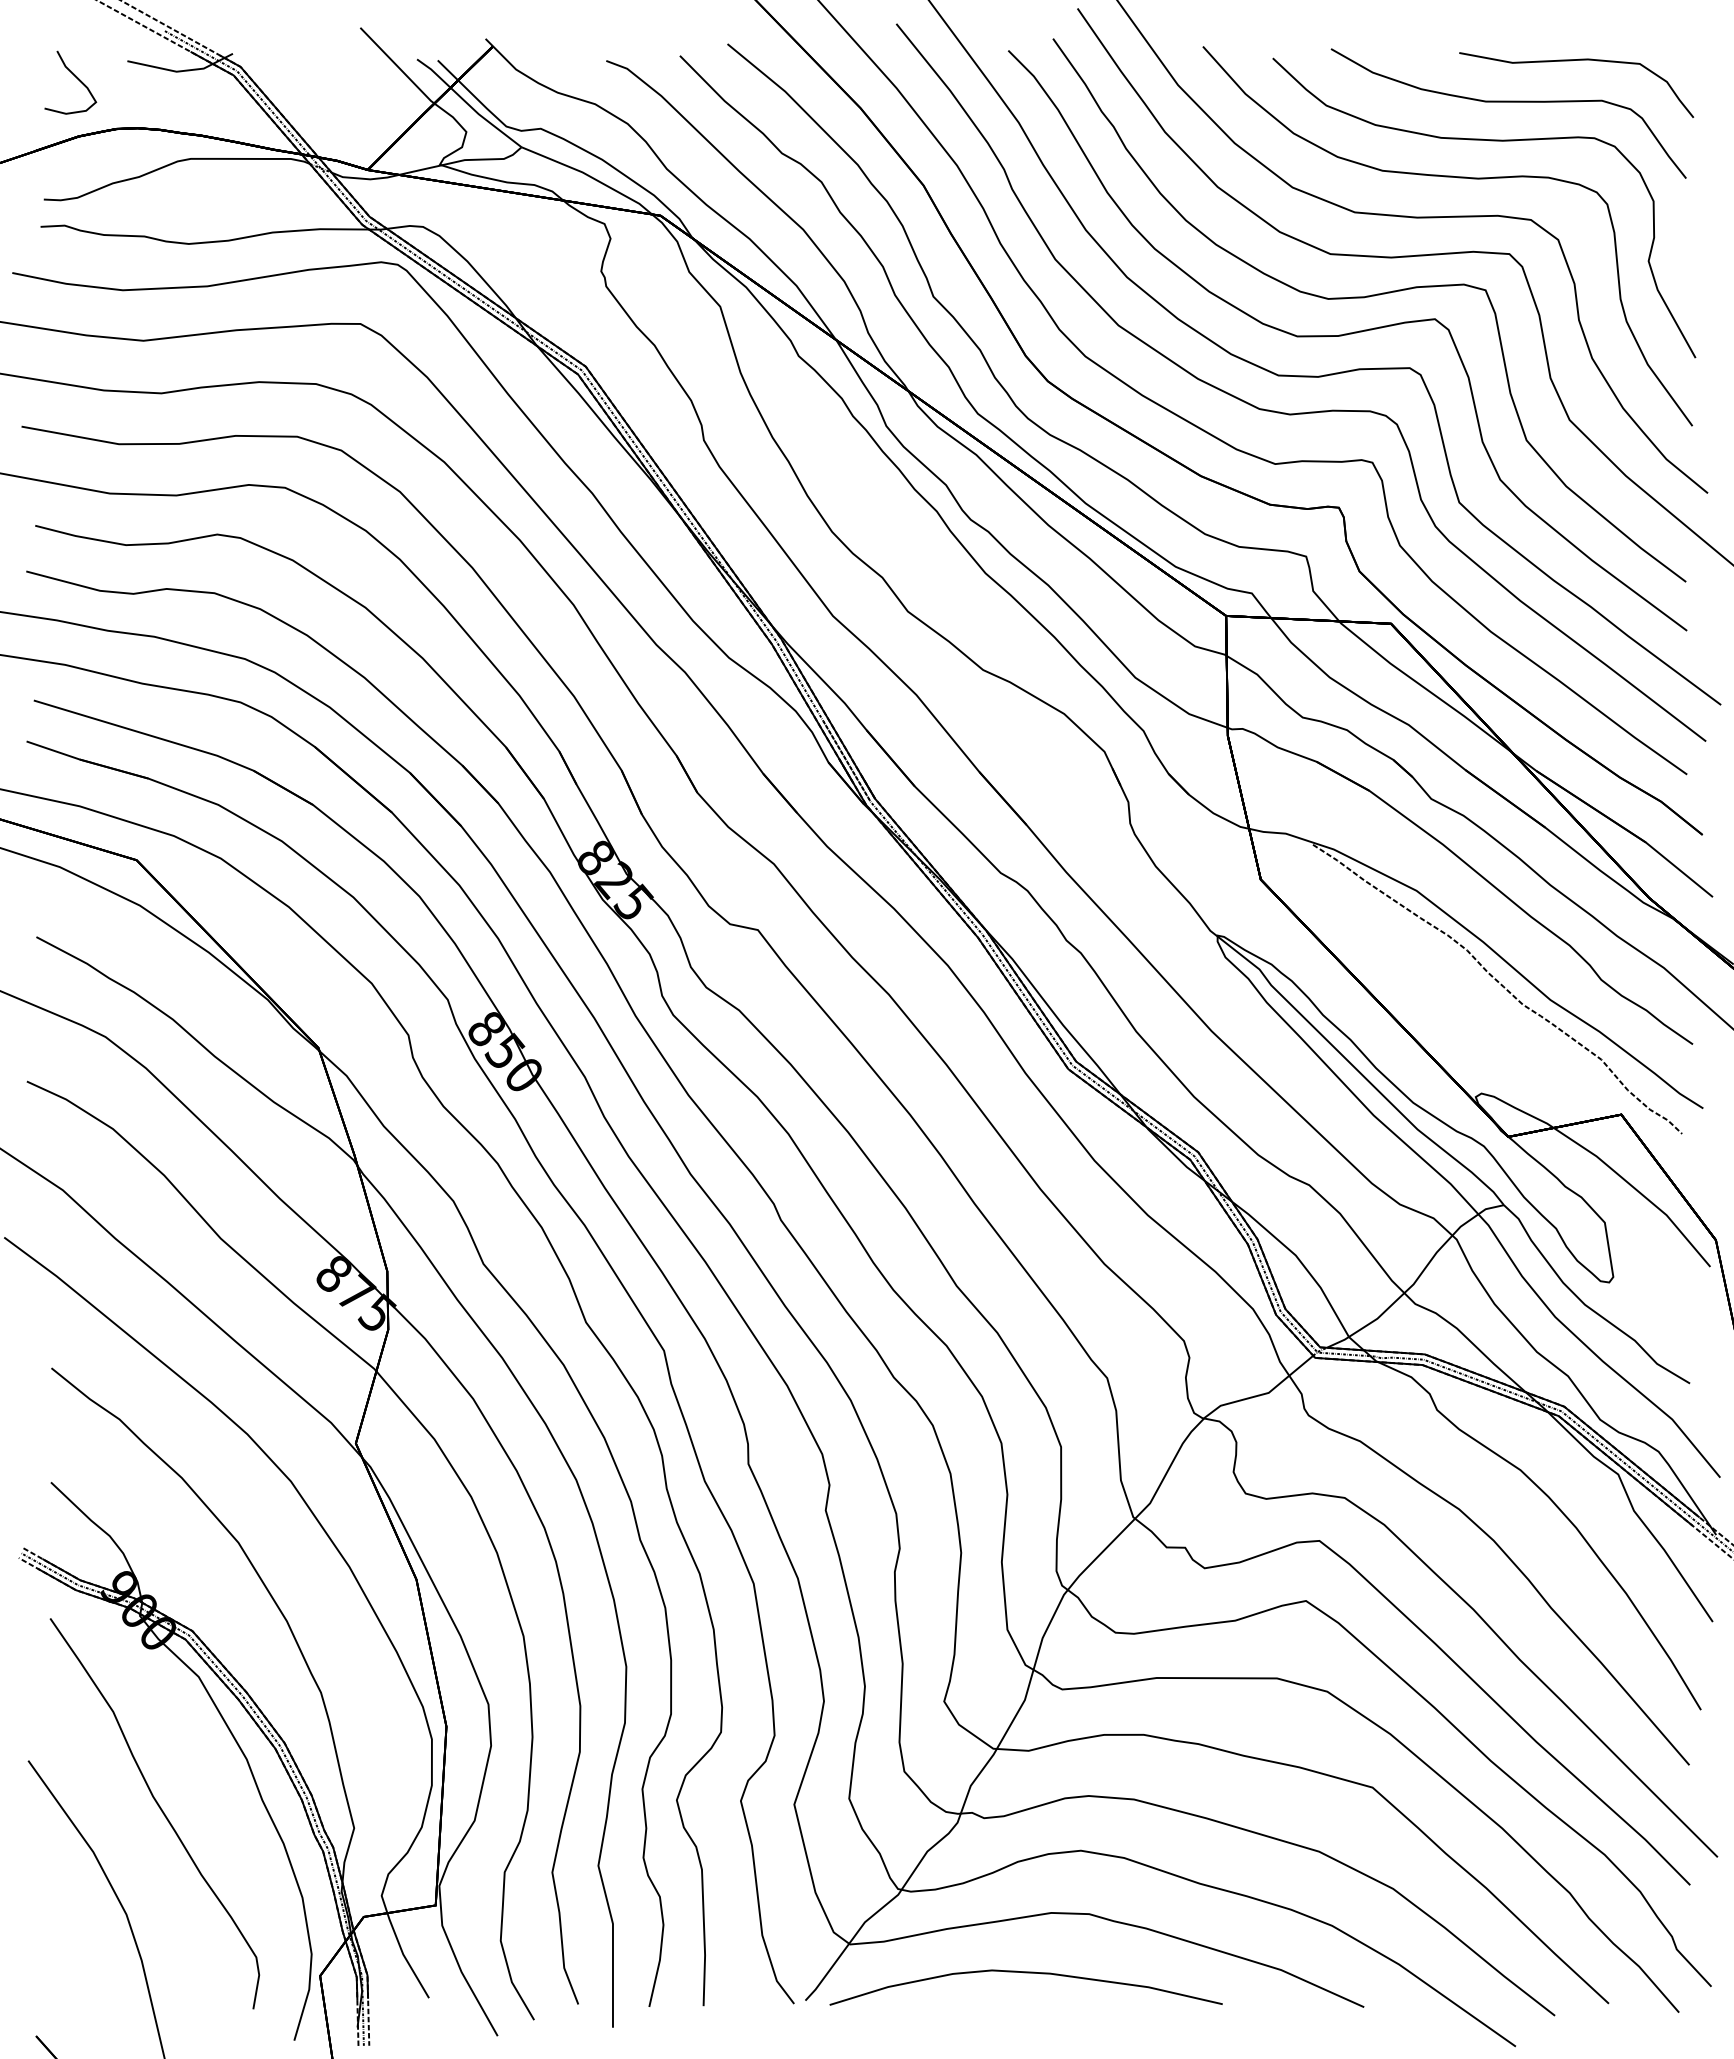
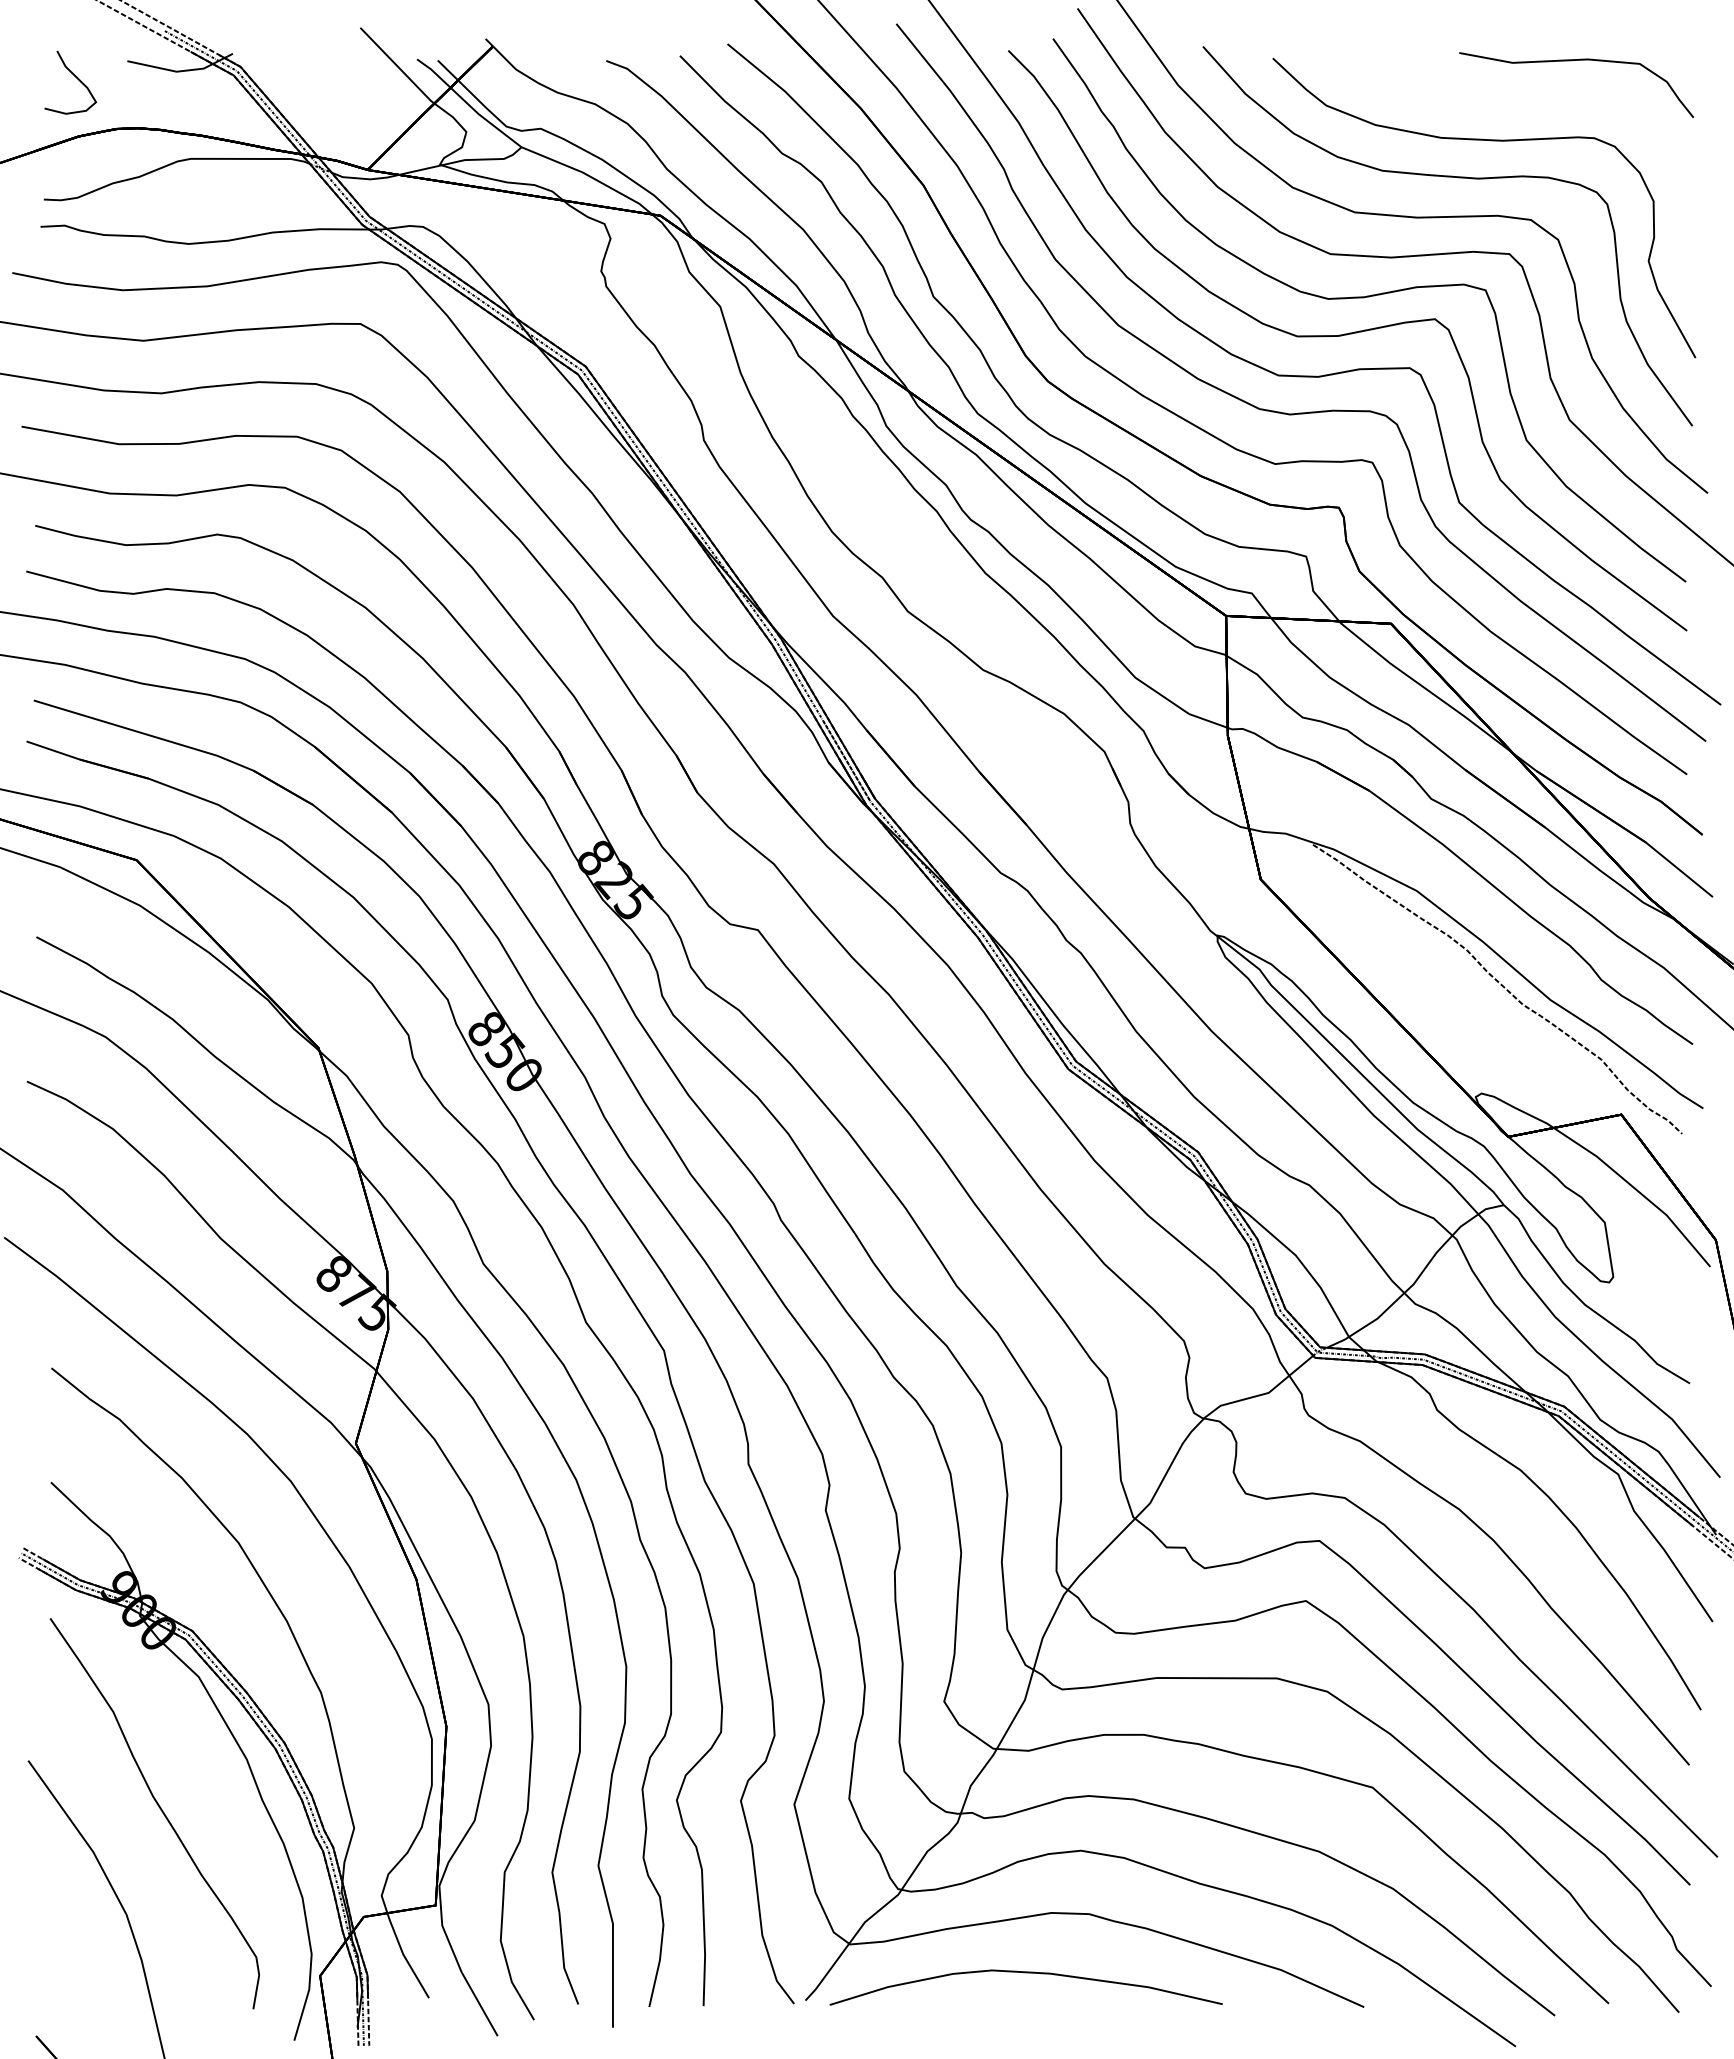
part: present -> none (1508, 102)
